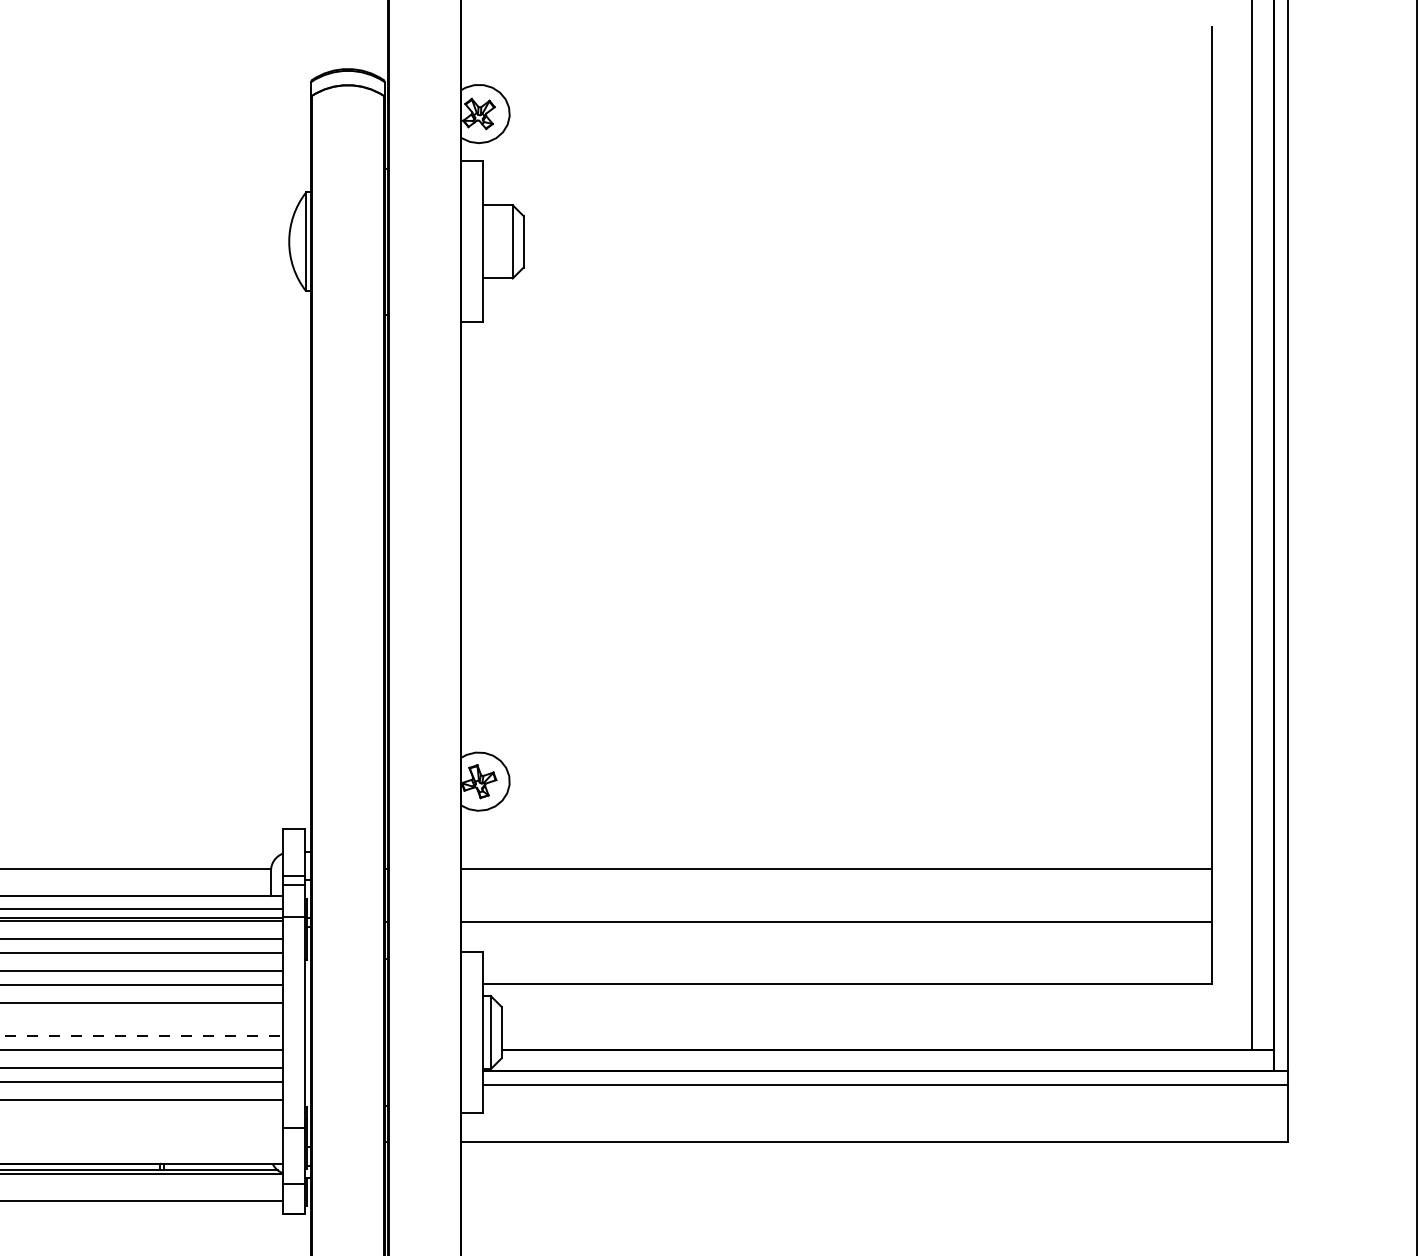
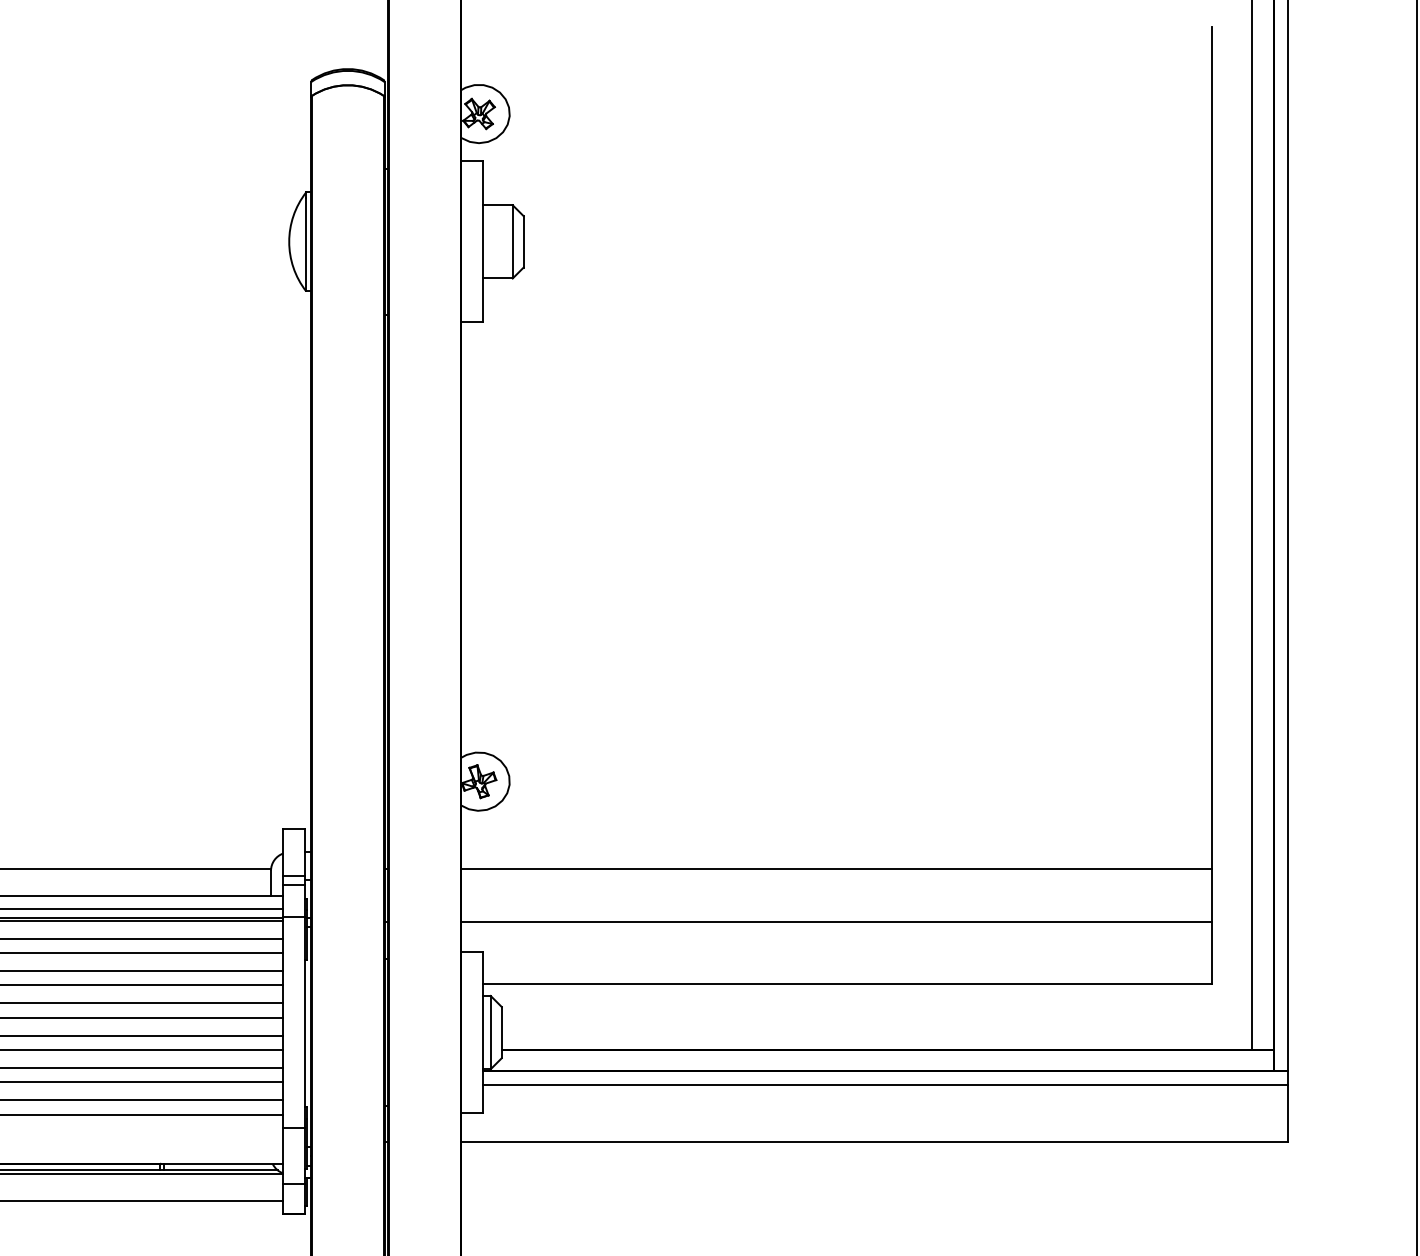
line: none -> present (142, 1017)
line: dashed -> solid (142, 1035)
line: none -> present (142, 1114)
